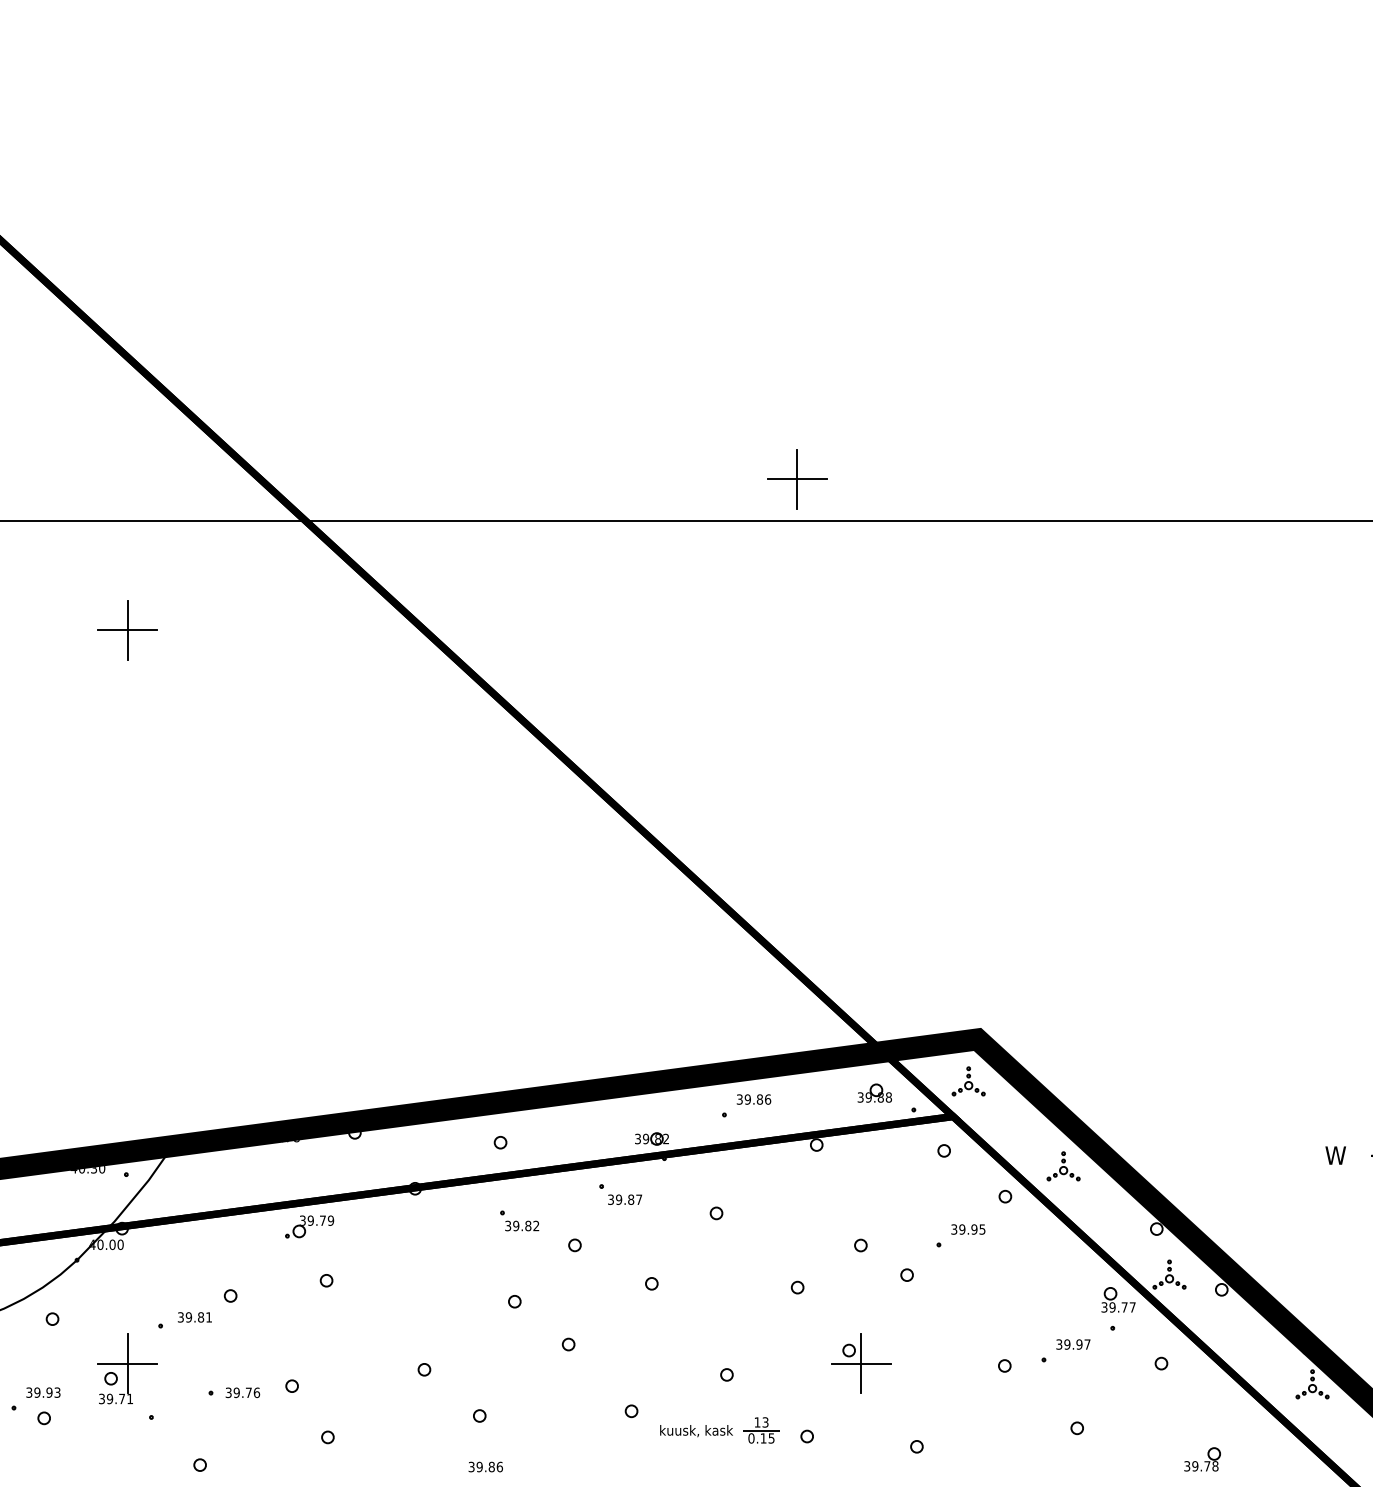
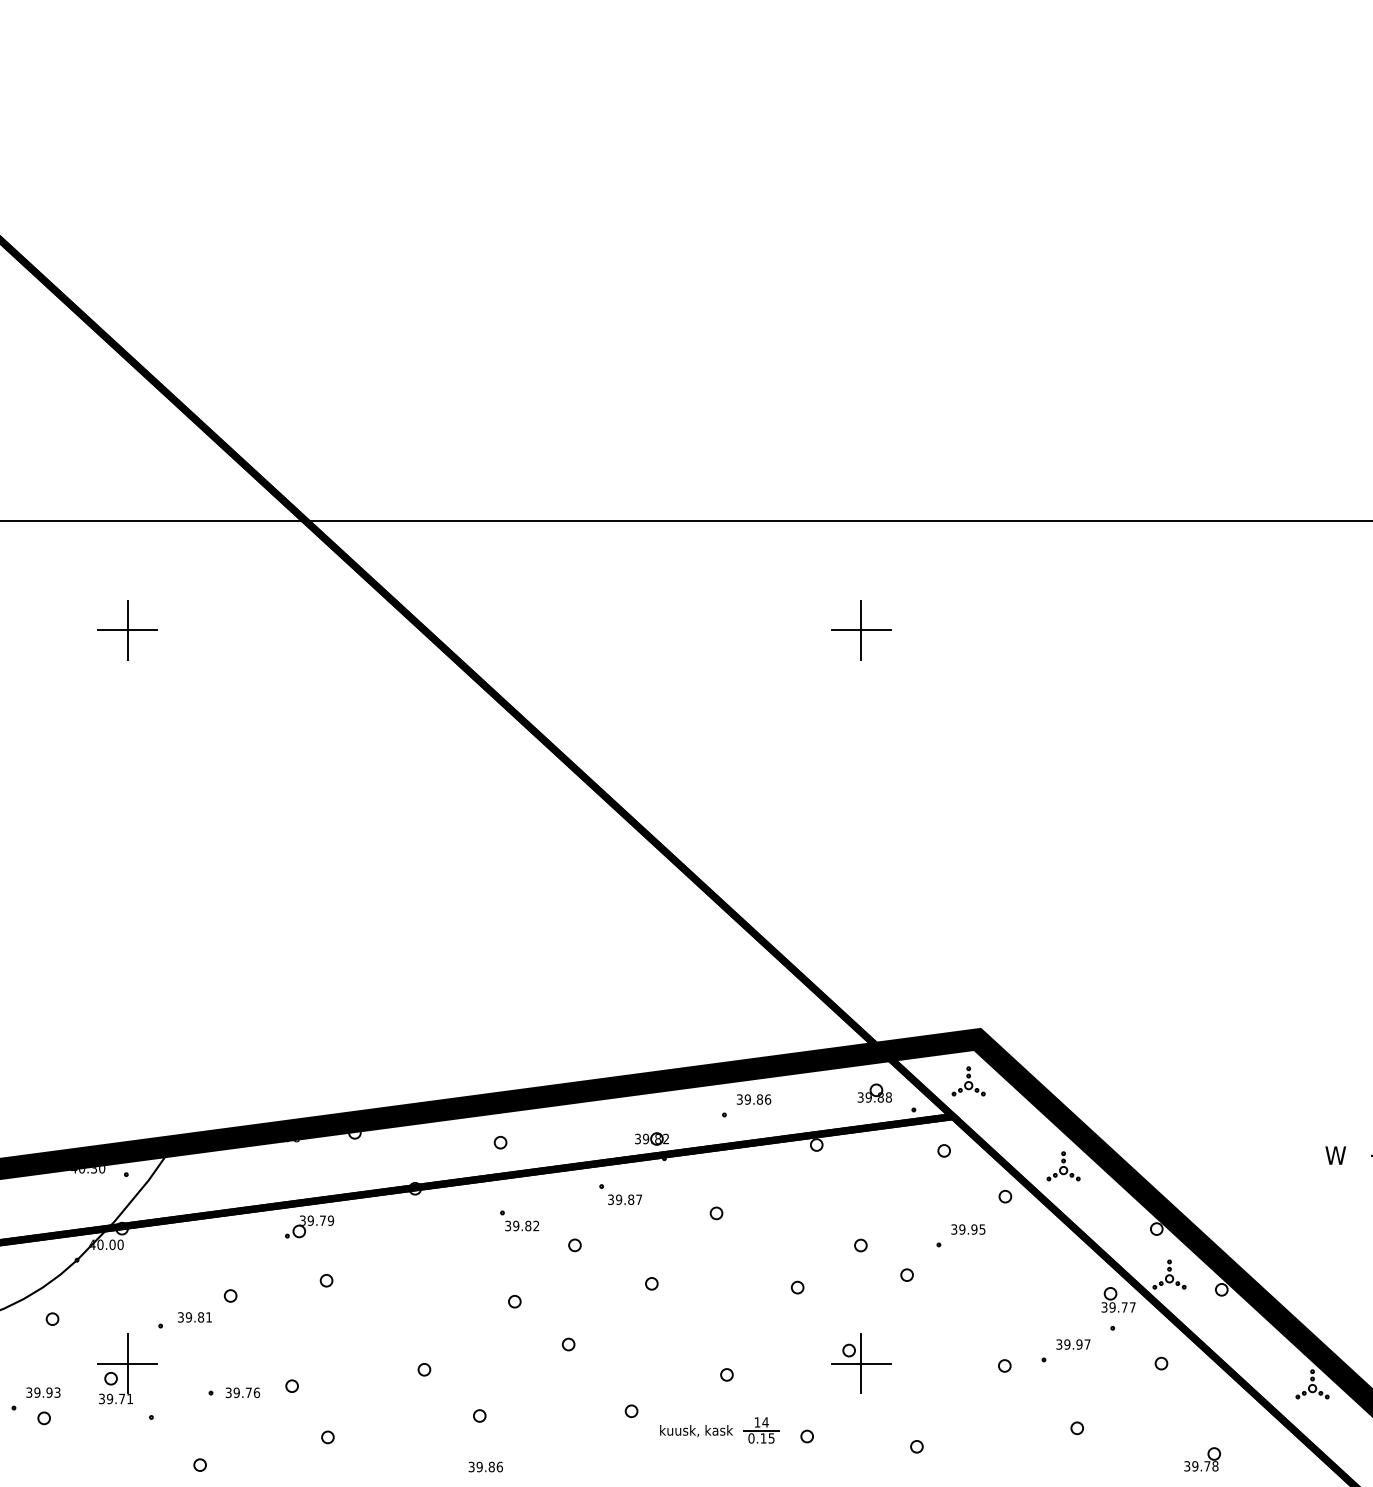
part position: (797, 479) -> (861, 630) (861, 630)
text: 13 -> 14 (765, 1422)
